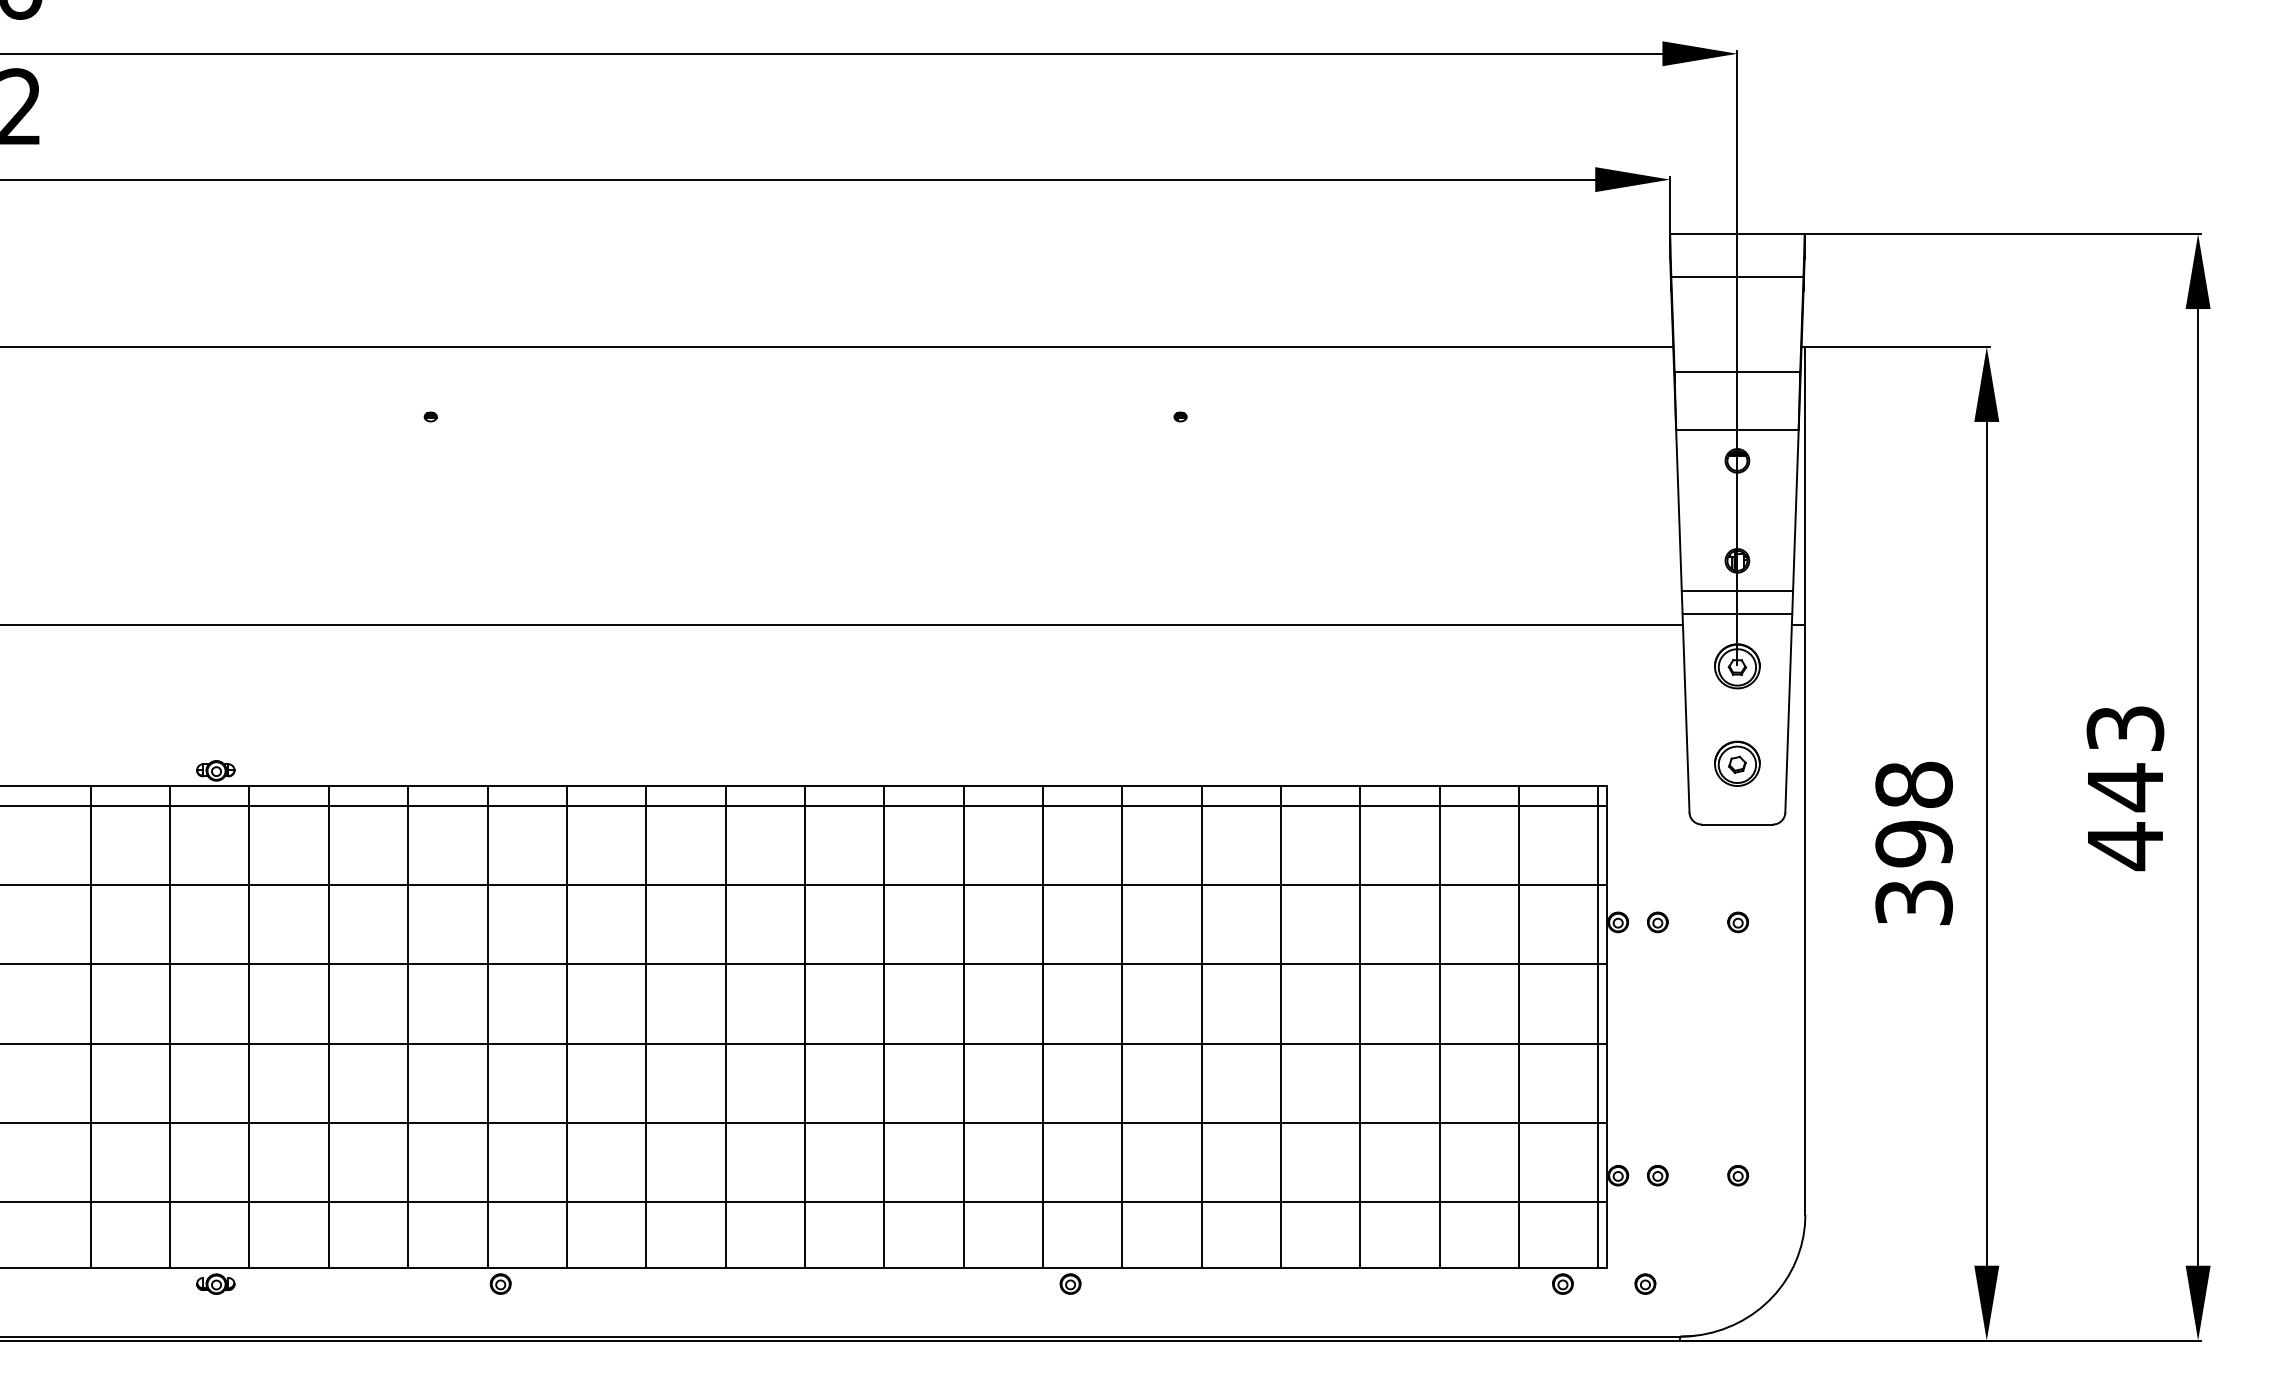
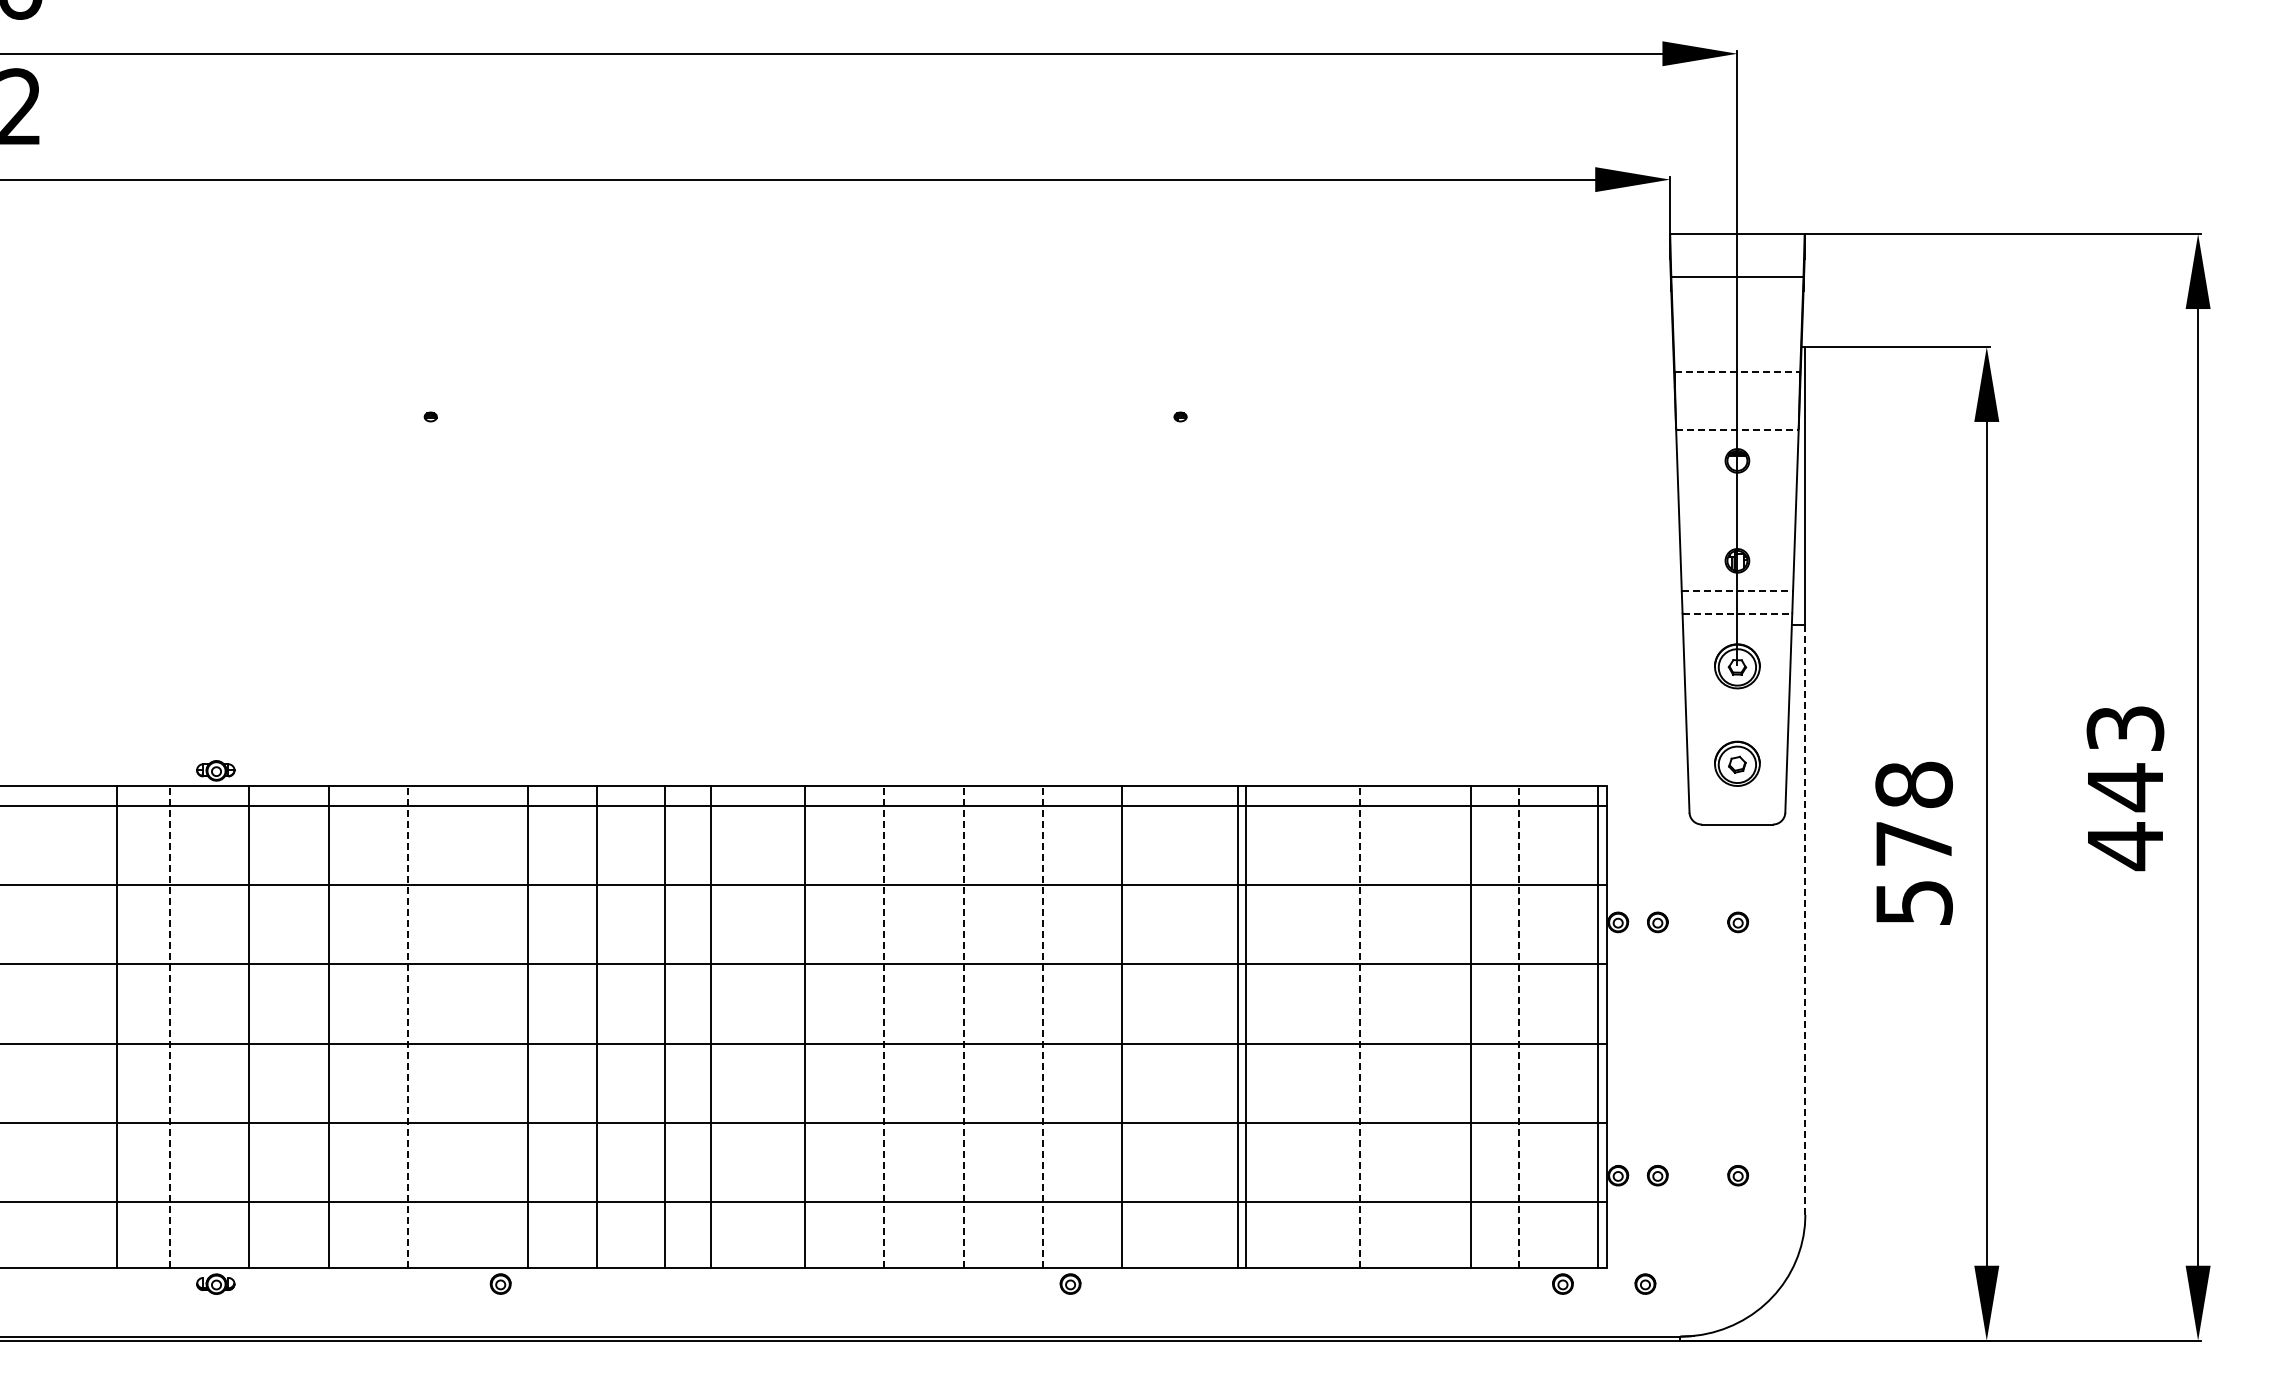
line: present -> none (837, 346)
line: solid -> dashed (1737, 372)
line: solid -> dashed (1737, 429)
line: solid -> dashed (1737, 591)
line: solid -> dashed (1737, 613)
line: present -> none (842, 624)
text: 398 -> 578 (1913, 872)
line: solid -> dashed (1805, 919)
line: solid -> dashed (170, 1026)
line: solid -> dashed (408, 1026)
line: solid -> dashed (884, 1026)
line: solid -> dashed (963, 1026)
line: solid -> dashed (1043, 1026)
line: solid -> dashed (1360, 1026)
line: solid -> dashed (1519, 1026)
line position: (90, 1027) -> (116, 1027) (116, 1027)
line position: (487, 1027) -> (527, 1027) (527, 1027)
line position: (566, 1027) -> (596, 1027) (596, 1027)
line position: (646, 1027) -> (665, 1027) (665, 1027)
line position: (725, 1027) -> (710, 1027) (710, 1027)
line position: (1201, 1027) -> (1245, 1027) (1245, 1027)
line position: (1281, 1027) -> (1238, 1027) (1238, 1027)
line position: (1439, 1027) -> (1470, 1027) (1470, 1027)
